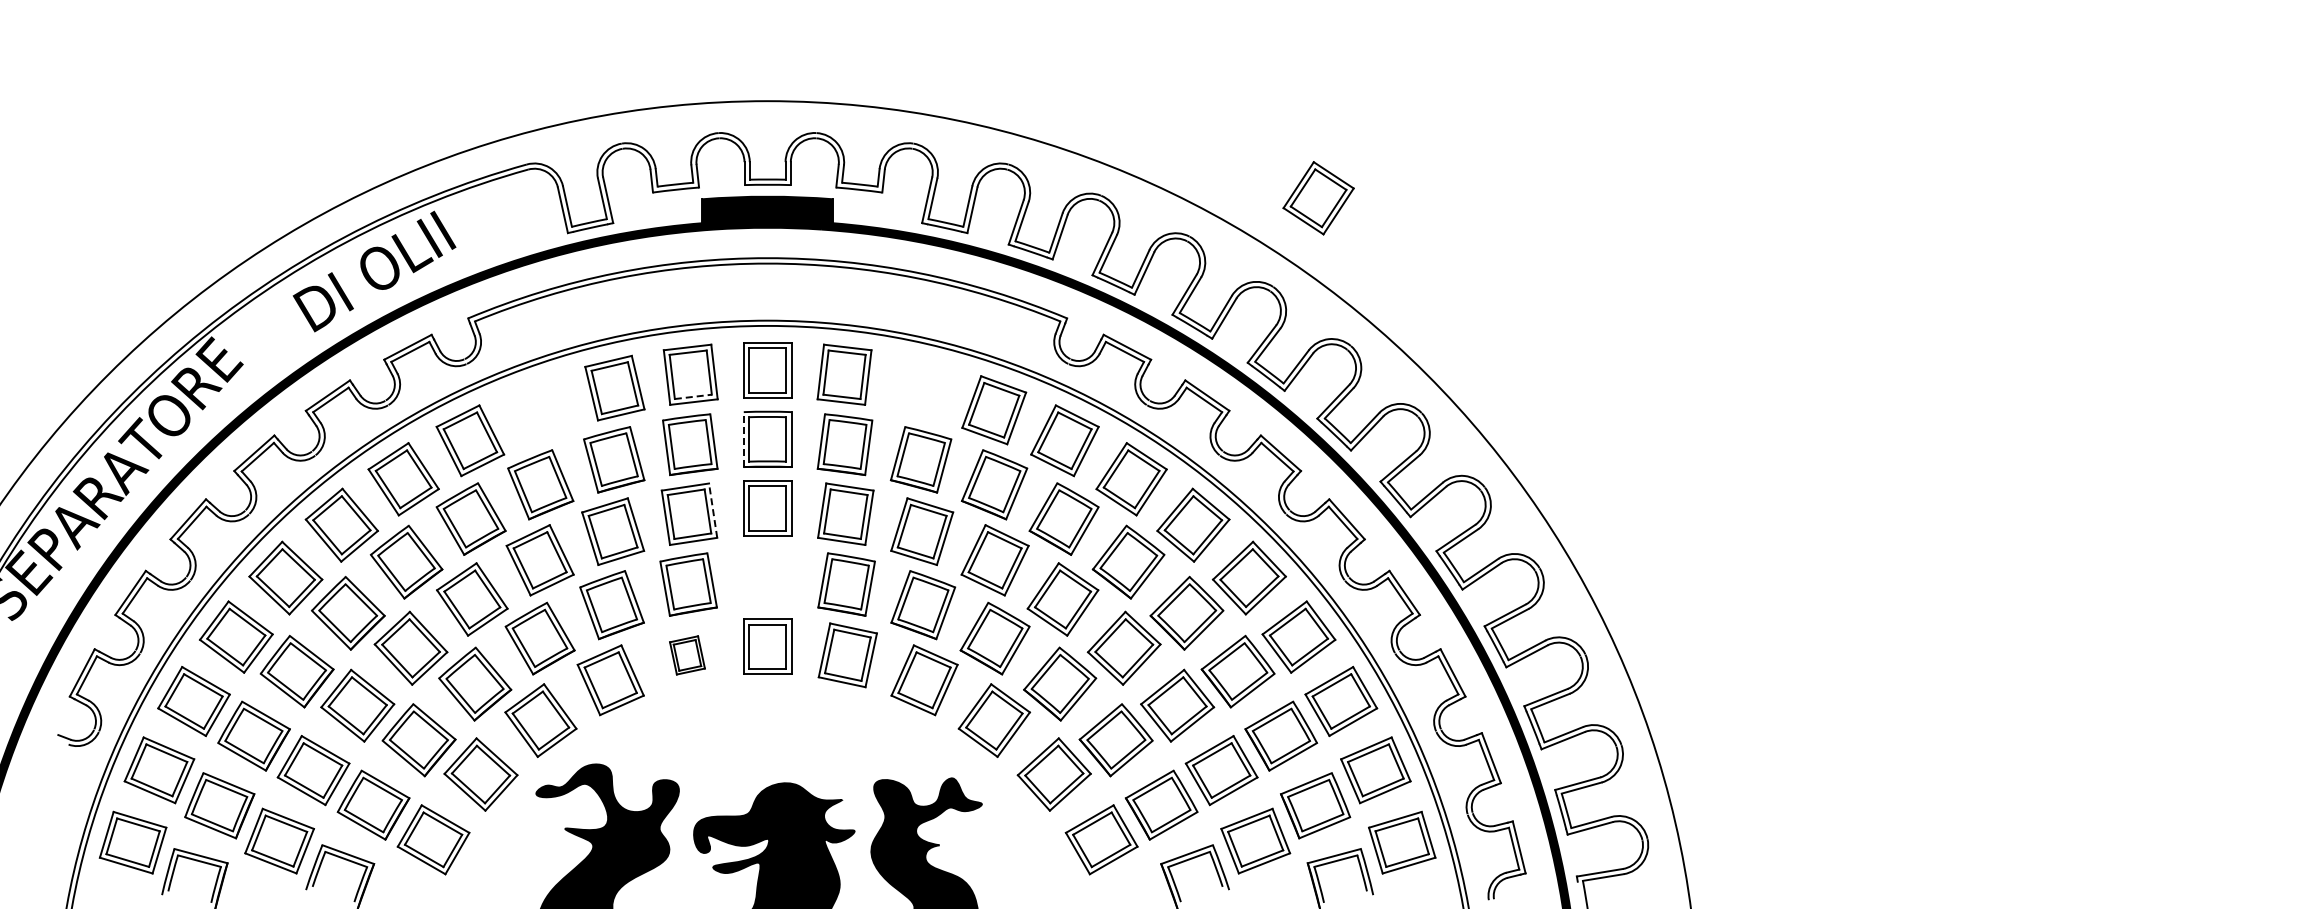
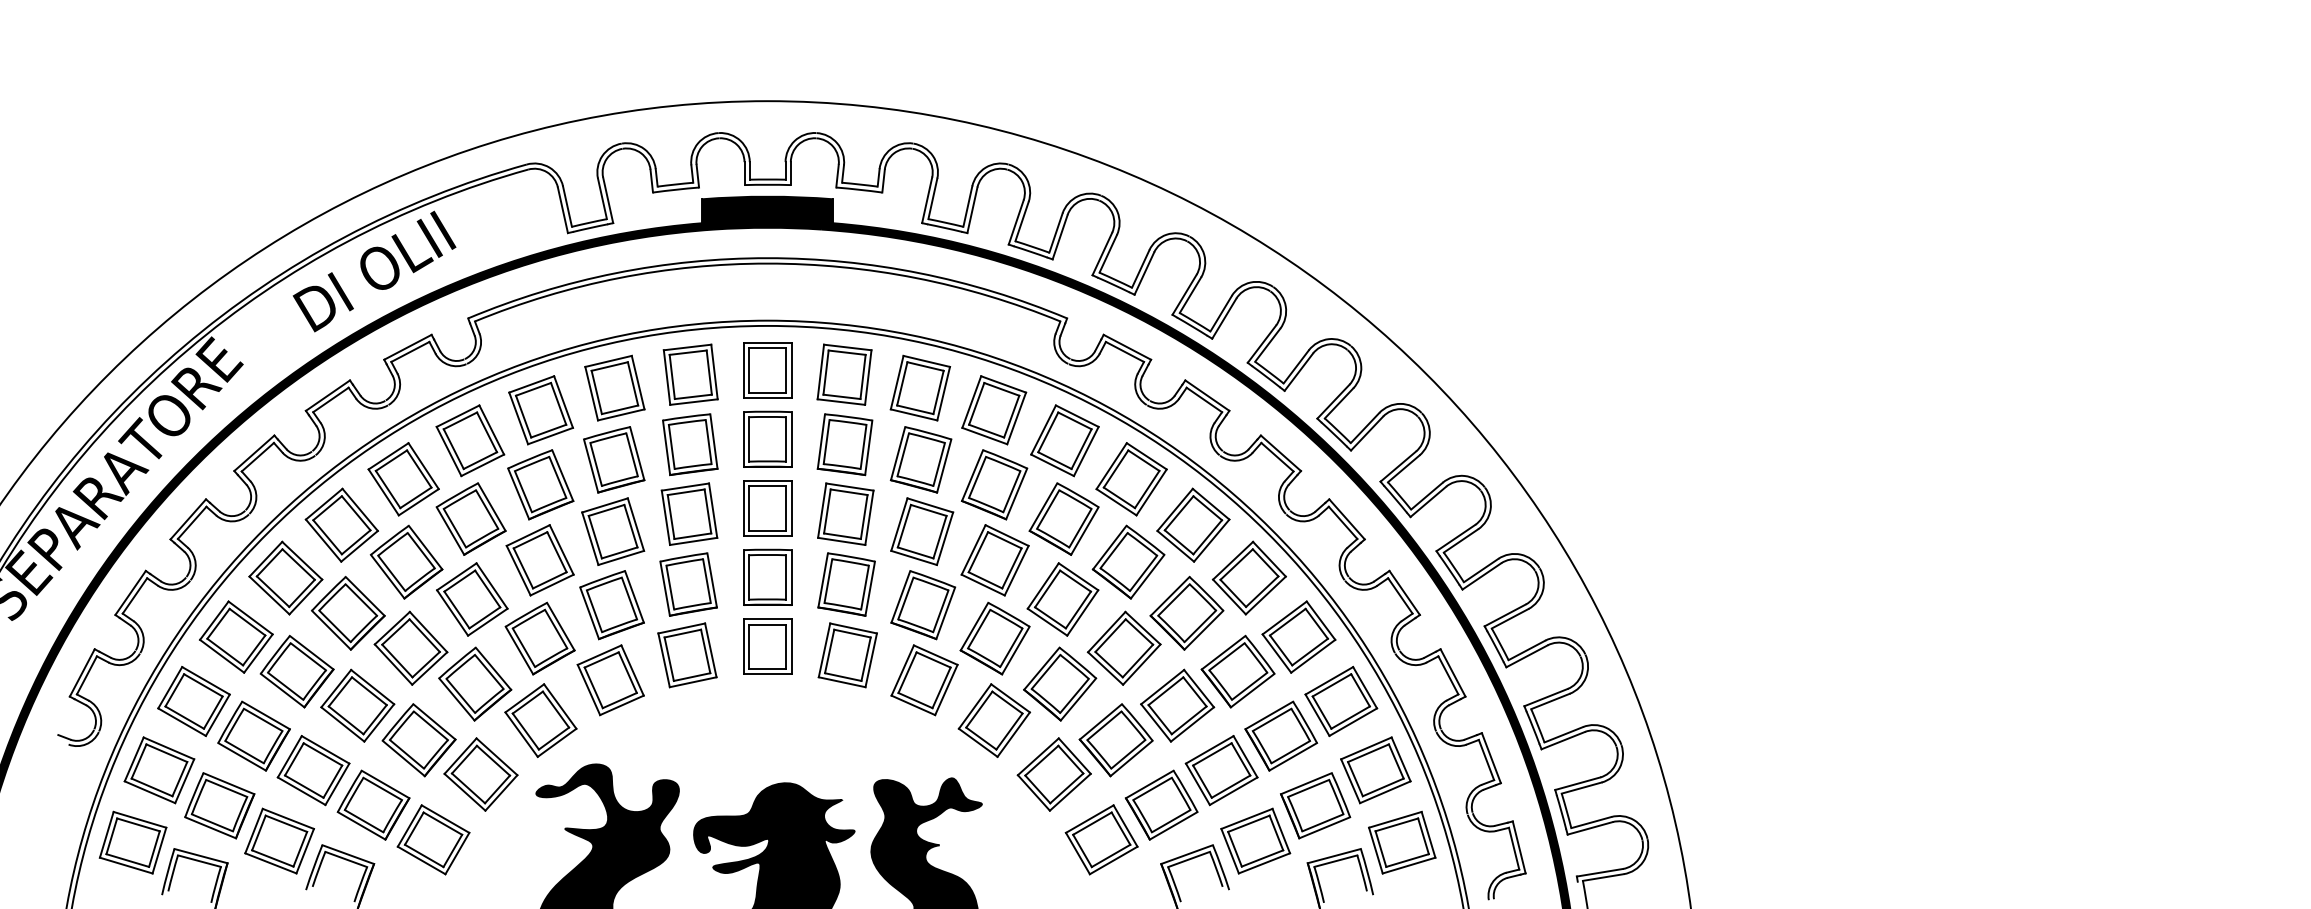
part: present -> none (1318, 198)
part: none -> present (920, 387)
line: dashed -> solid (693, 396)
part: none -> present (541, 410)
line: dashed -> solid (743, 439)
line: dashed -> solid (713, 510)
part: none -> present (767, 576)
part size: 37x41 px -> 61x67 px (687, 655)
